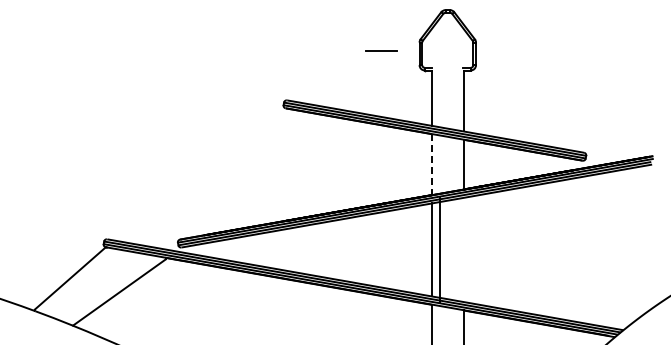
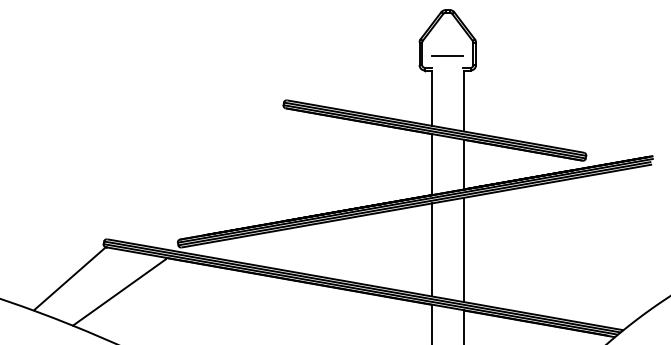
line position: (381, 50) -> (447, 55) (447, 55)
line: dashed -> solid (431, 164)
line position: (439, 249) -> (463, 249) (463, 249)
